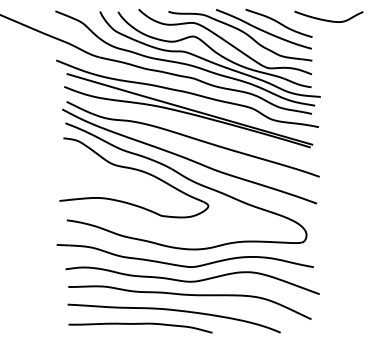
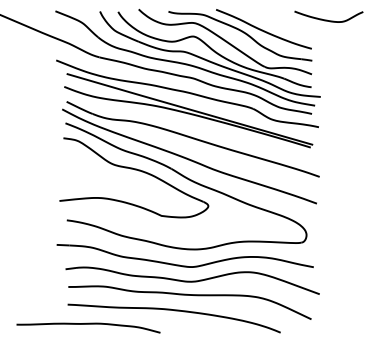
curve: present -> none (278, 22)
curve position: (140, 324) -> (88, 324) (88, 324)
